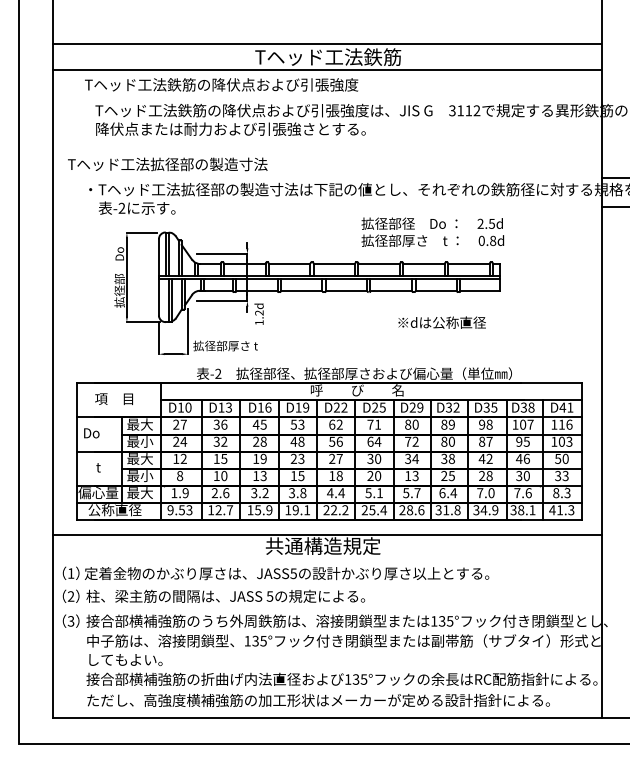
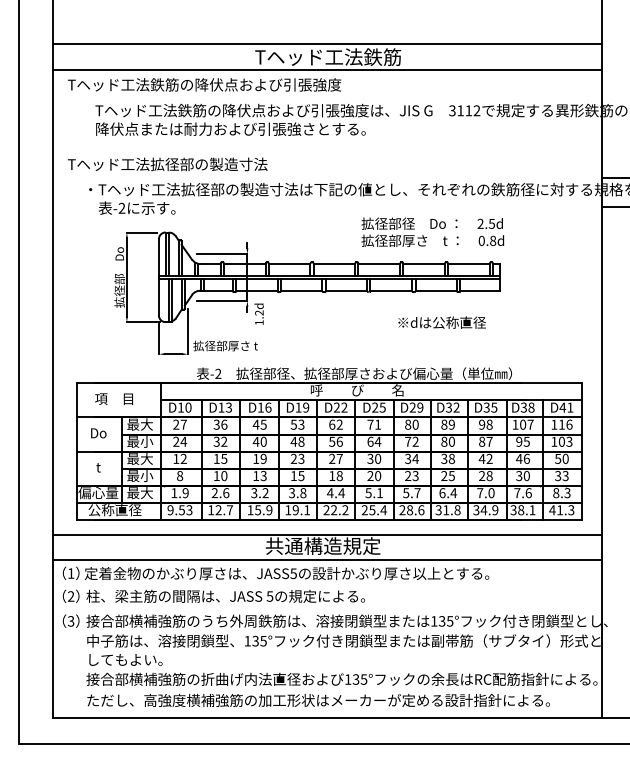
text position: (221, 84) -> (204, 84) (204, 84)
text position: (91, 433) -> (98, 433) (98, 433)
text: 28 -> 40 (259, 441)
text: 13 -> 23 (408, 475)
line: none -> present (327, 560)
